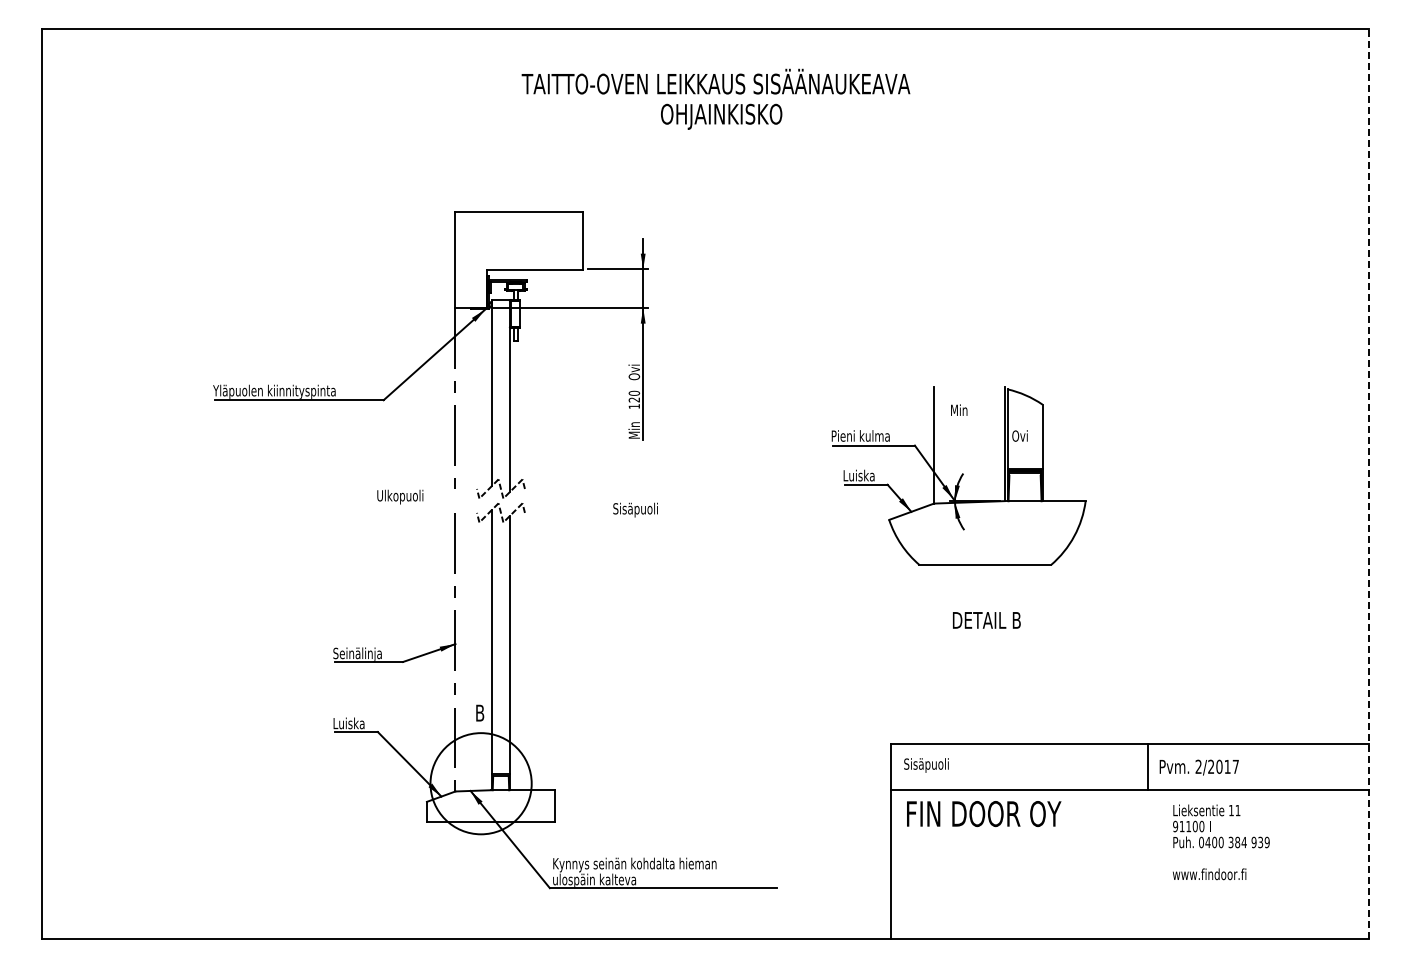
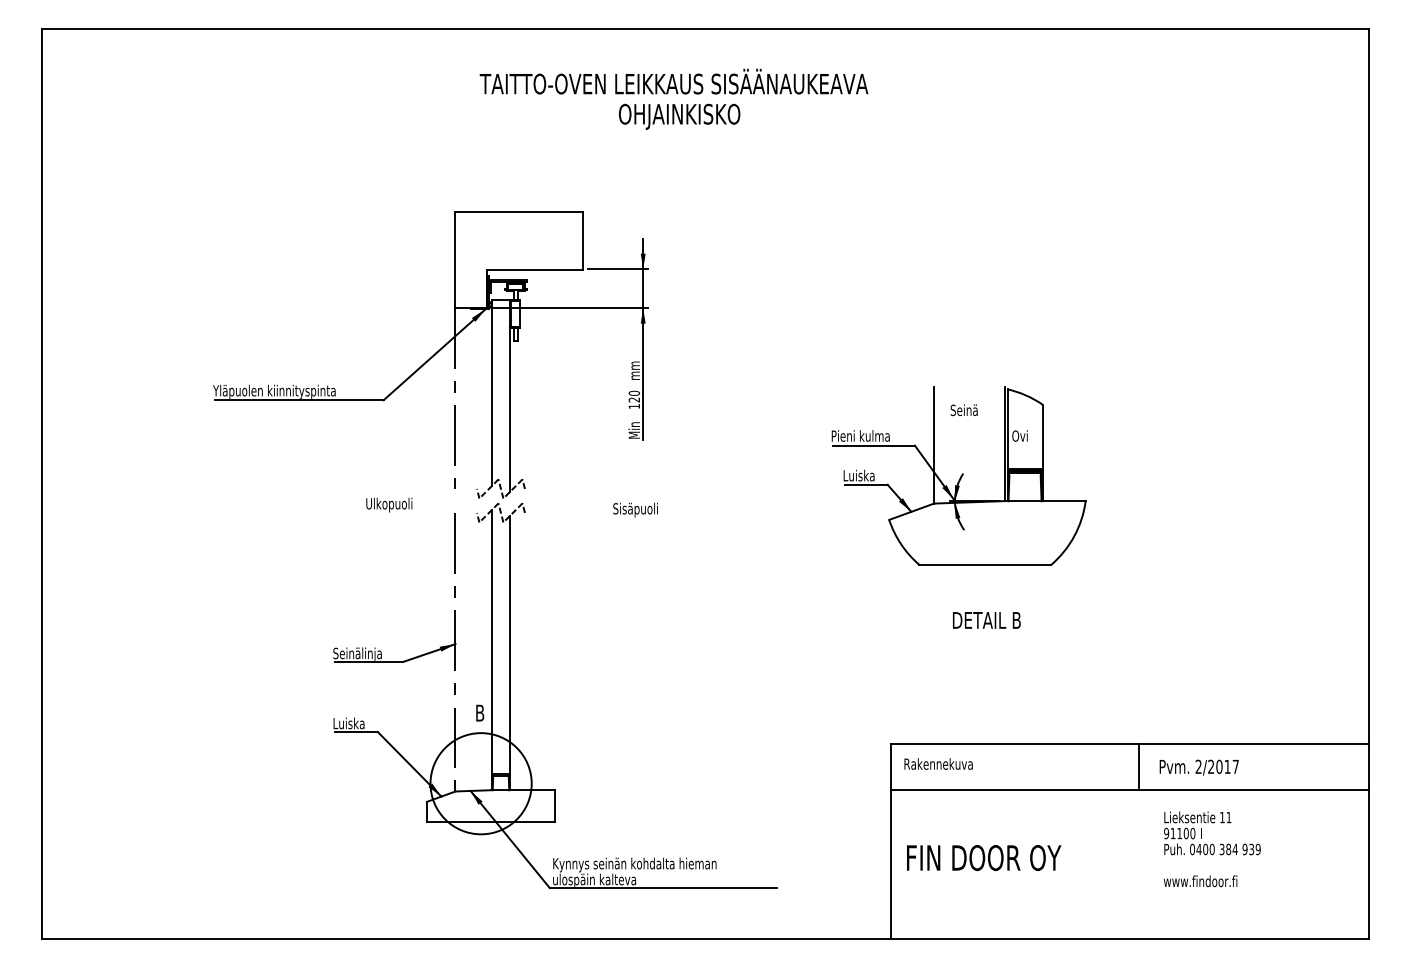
text position: (715, 98) -> (673, 98) (673, 98)
text: Ovi -> mm (634, 370)
text: Min -> Seinä (963, 410)
line: dashed -> solid (1368, 484)
text position: (400, 496) -> (389, 504) (389, 504)
text: Sisäpuoli -> Rakennekuva (938, 765)
line position: (1148, 766) -> (1139, 766) (1139, 766)
text position: (984, 814) -> (984, 858) (984, 858)
text position: (1221, 842) -> (1212, 849) (1212, 849)
